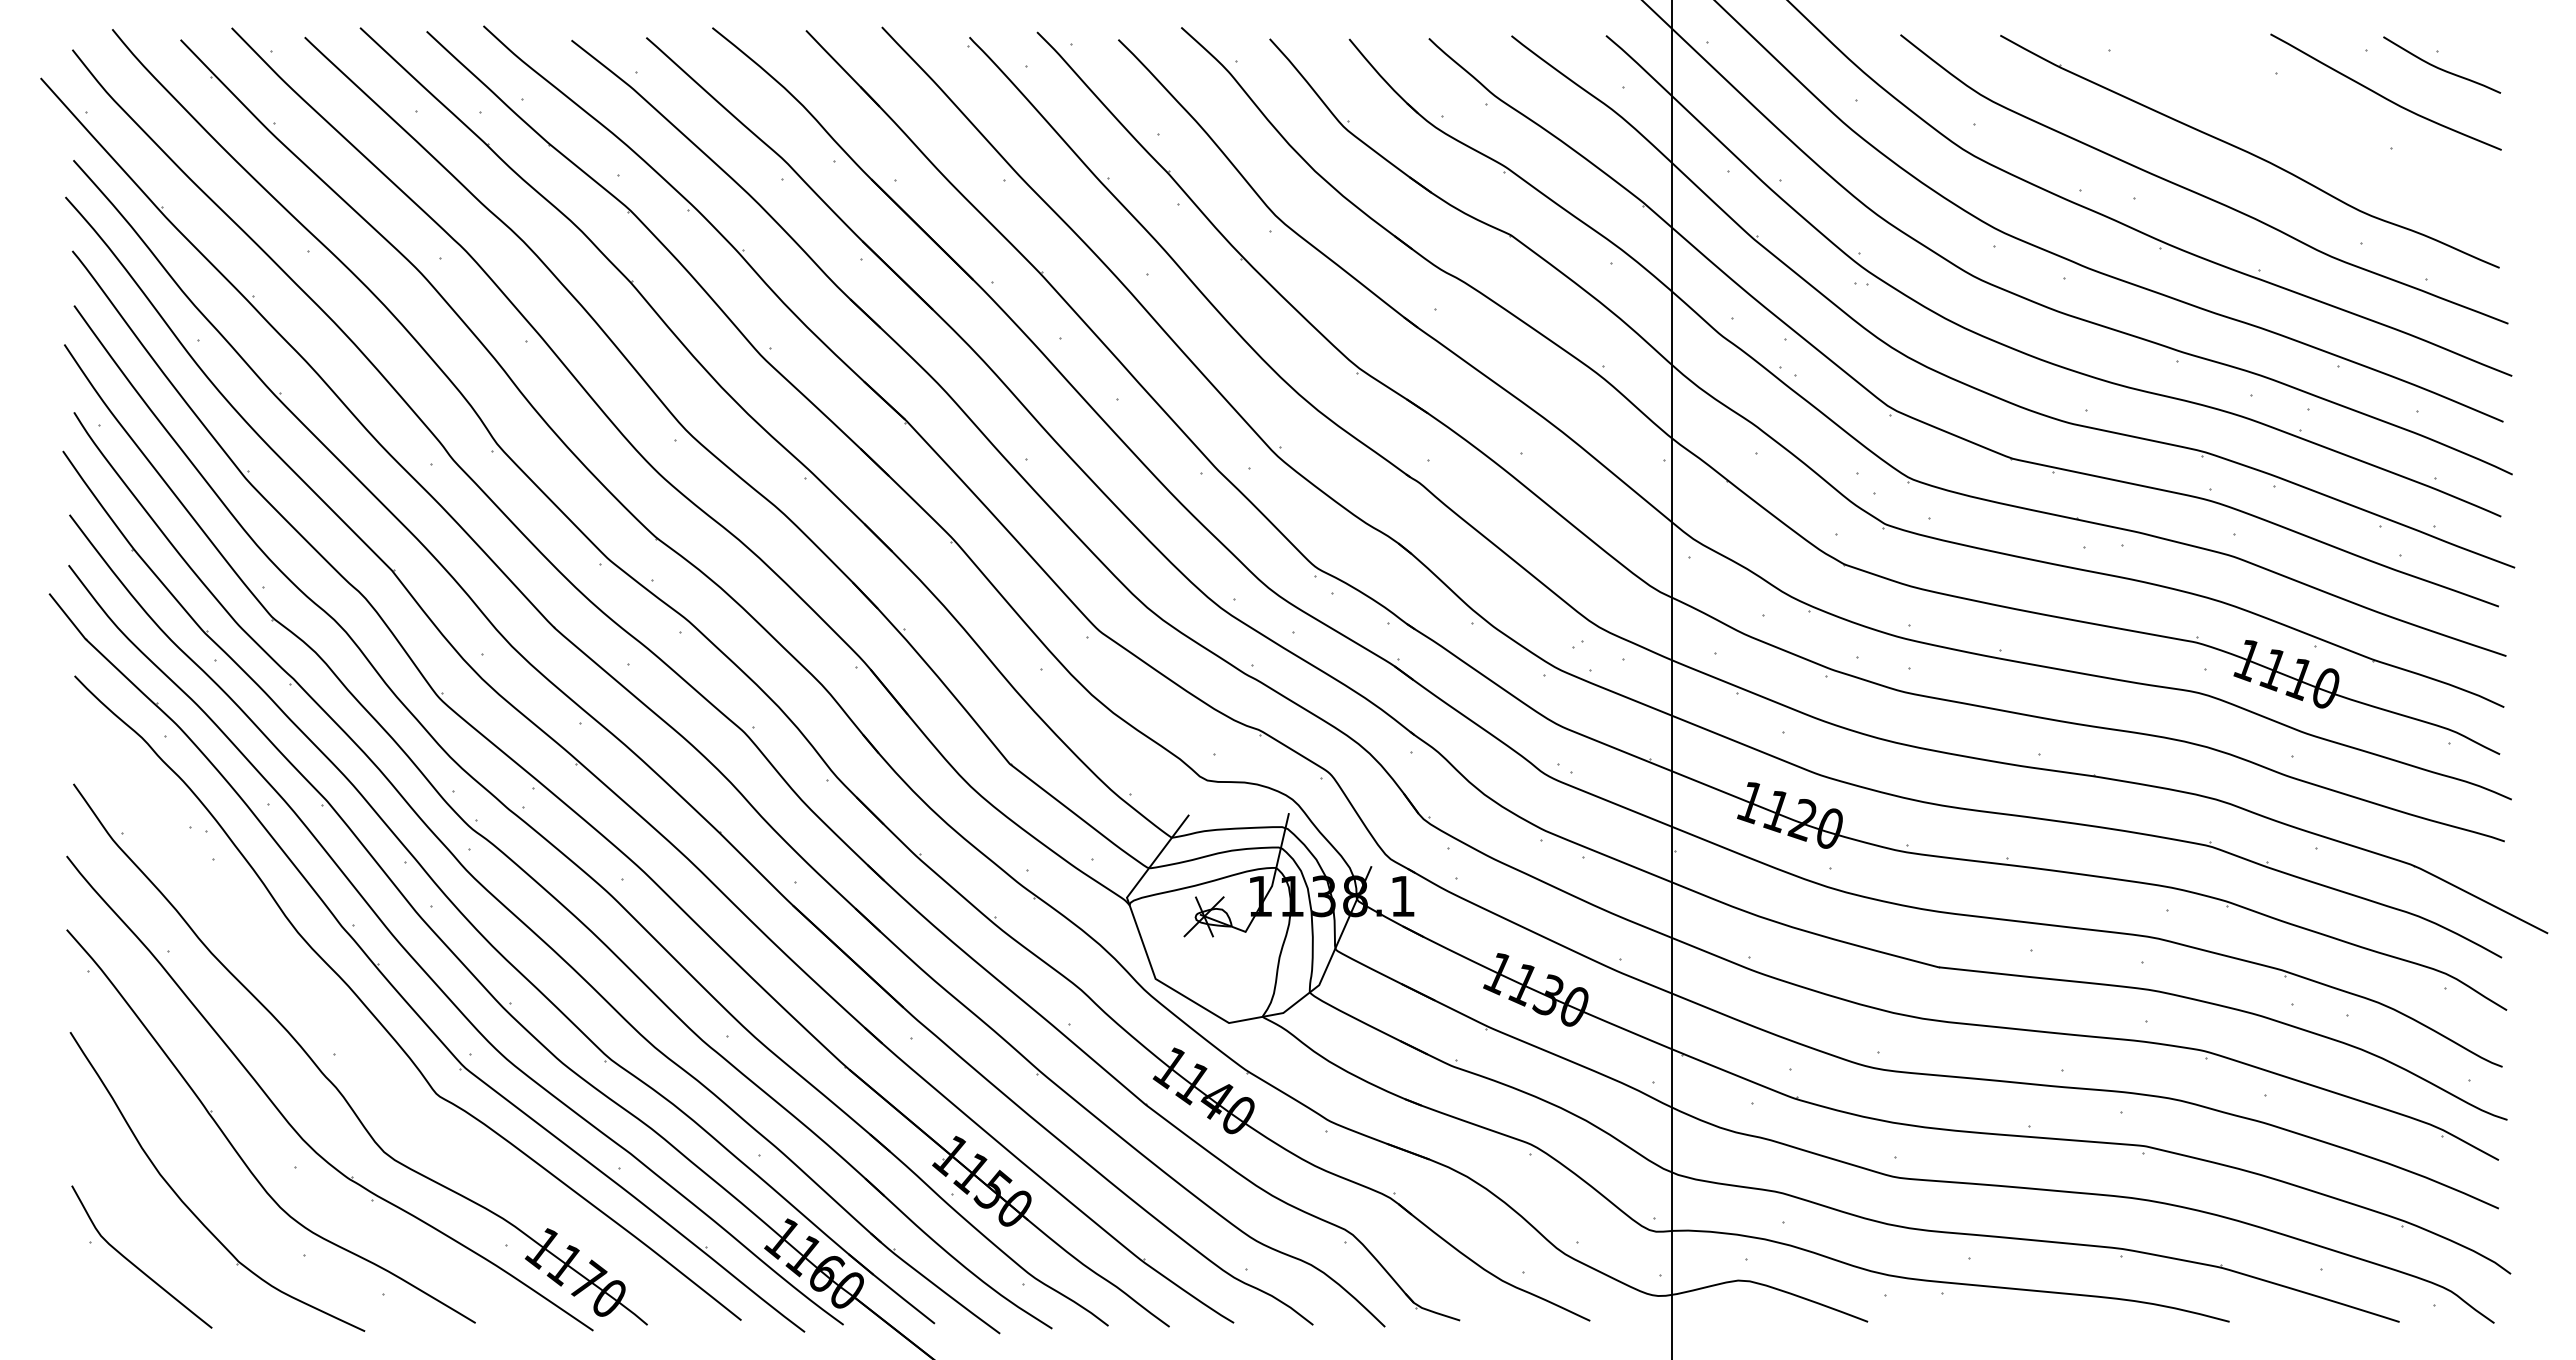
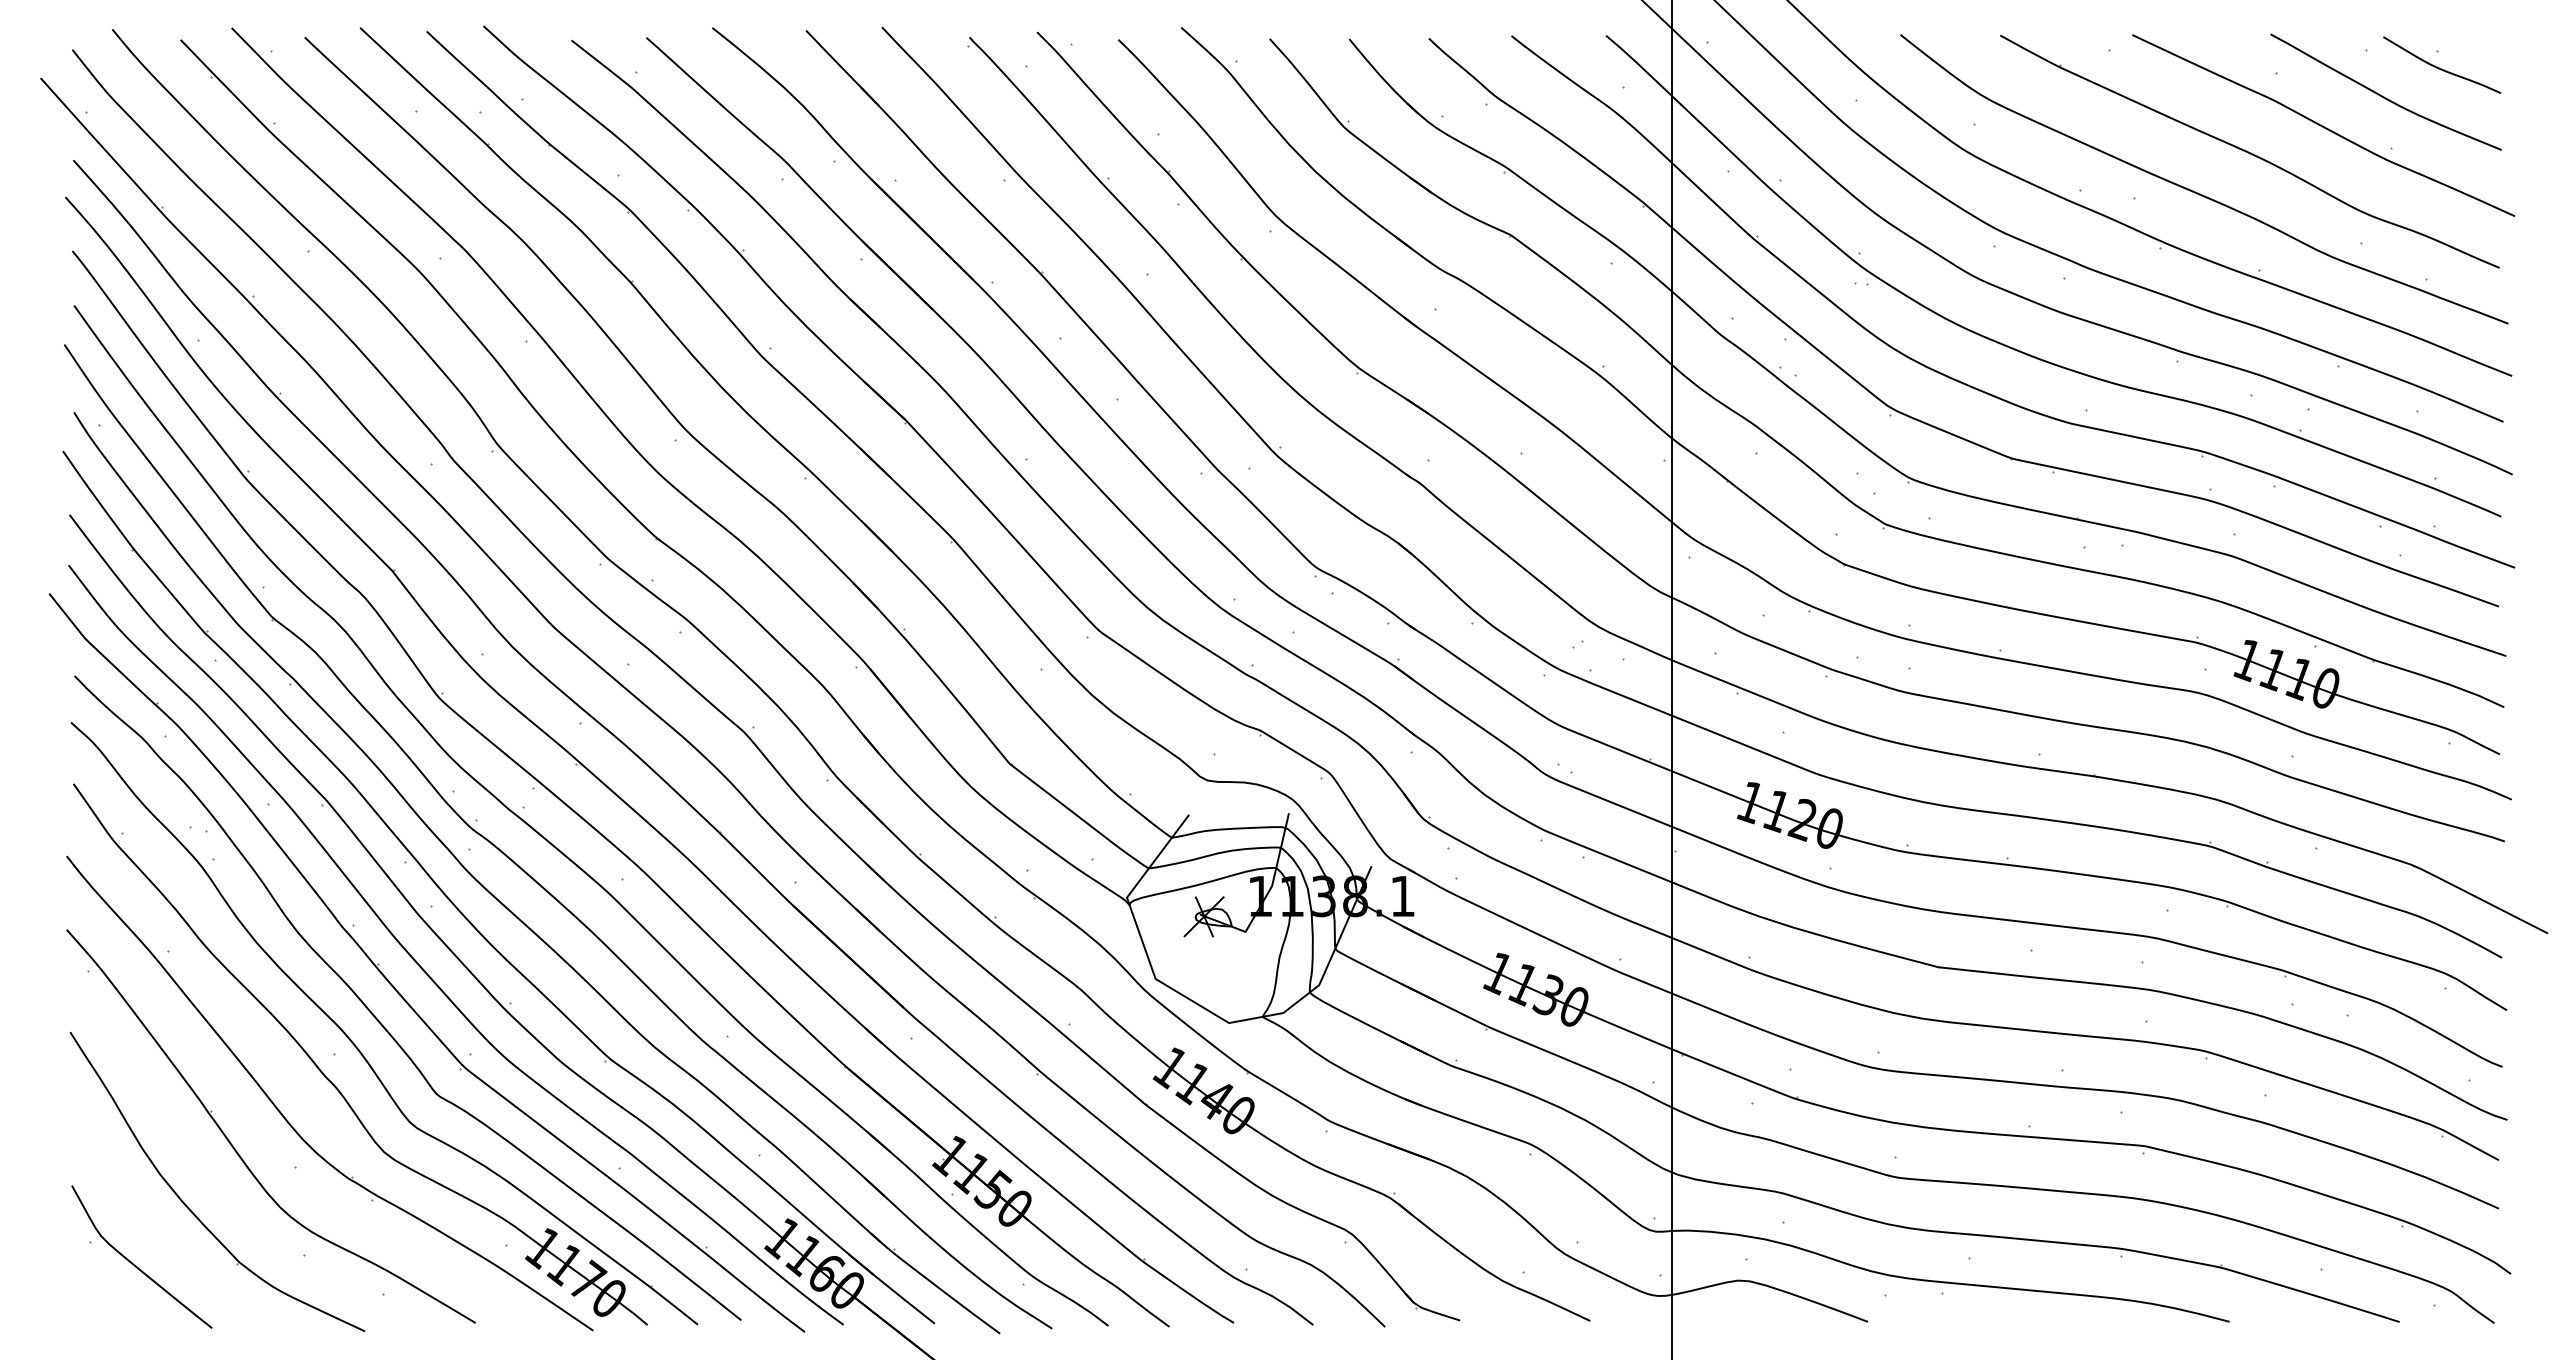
curve: none -> present (2323, 125)
part: none -> present (356, 1045)
